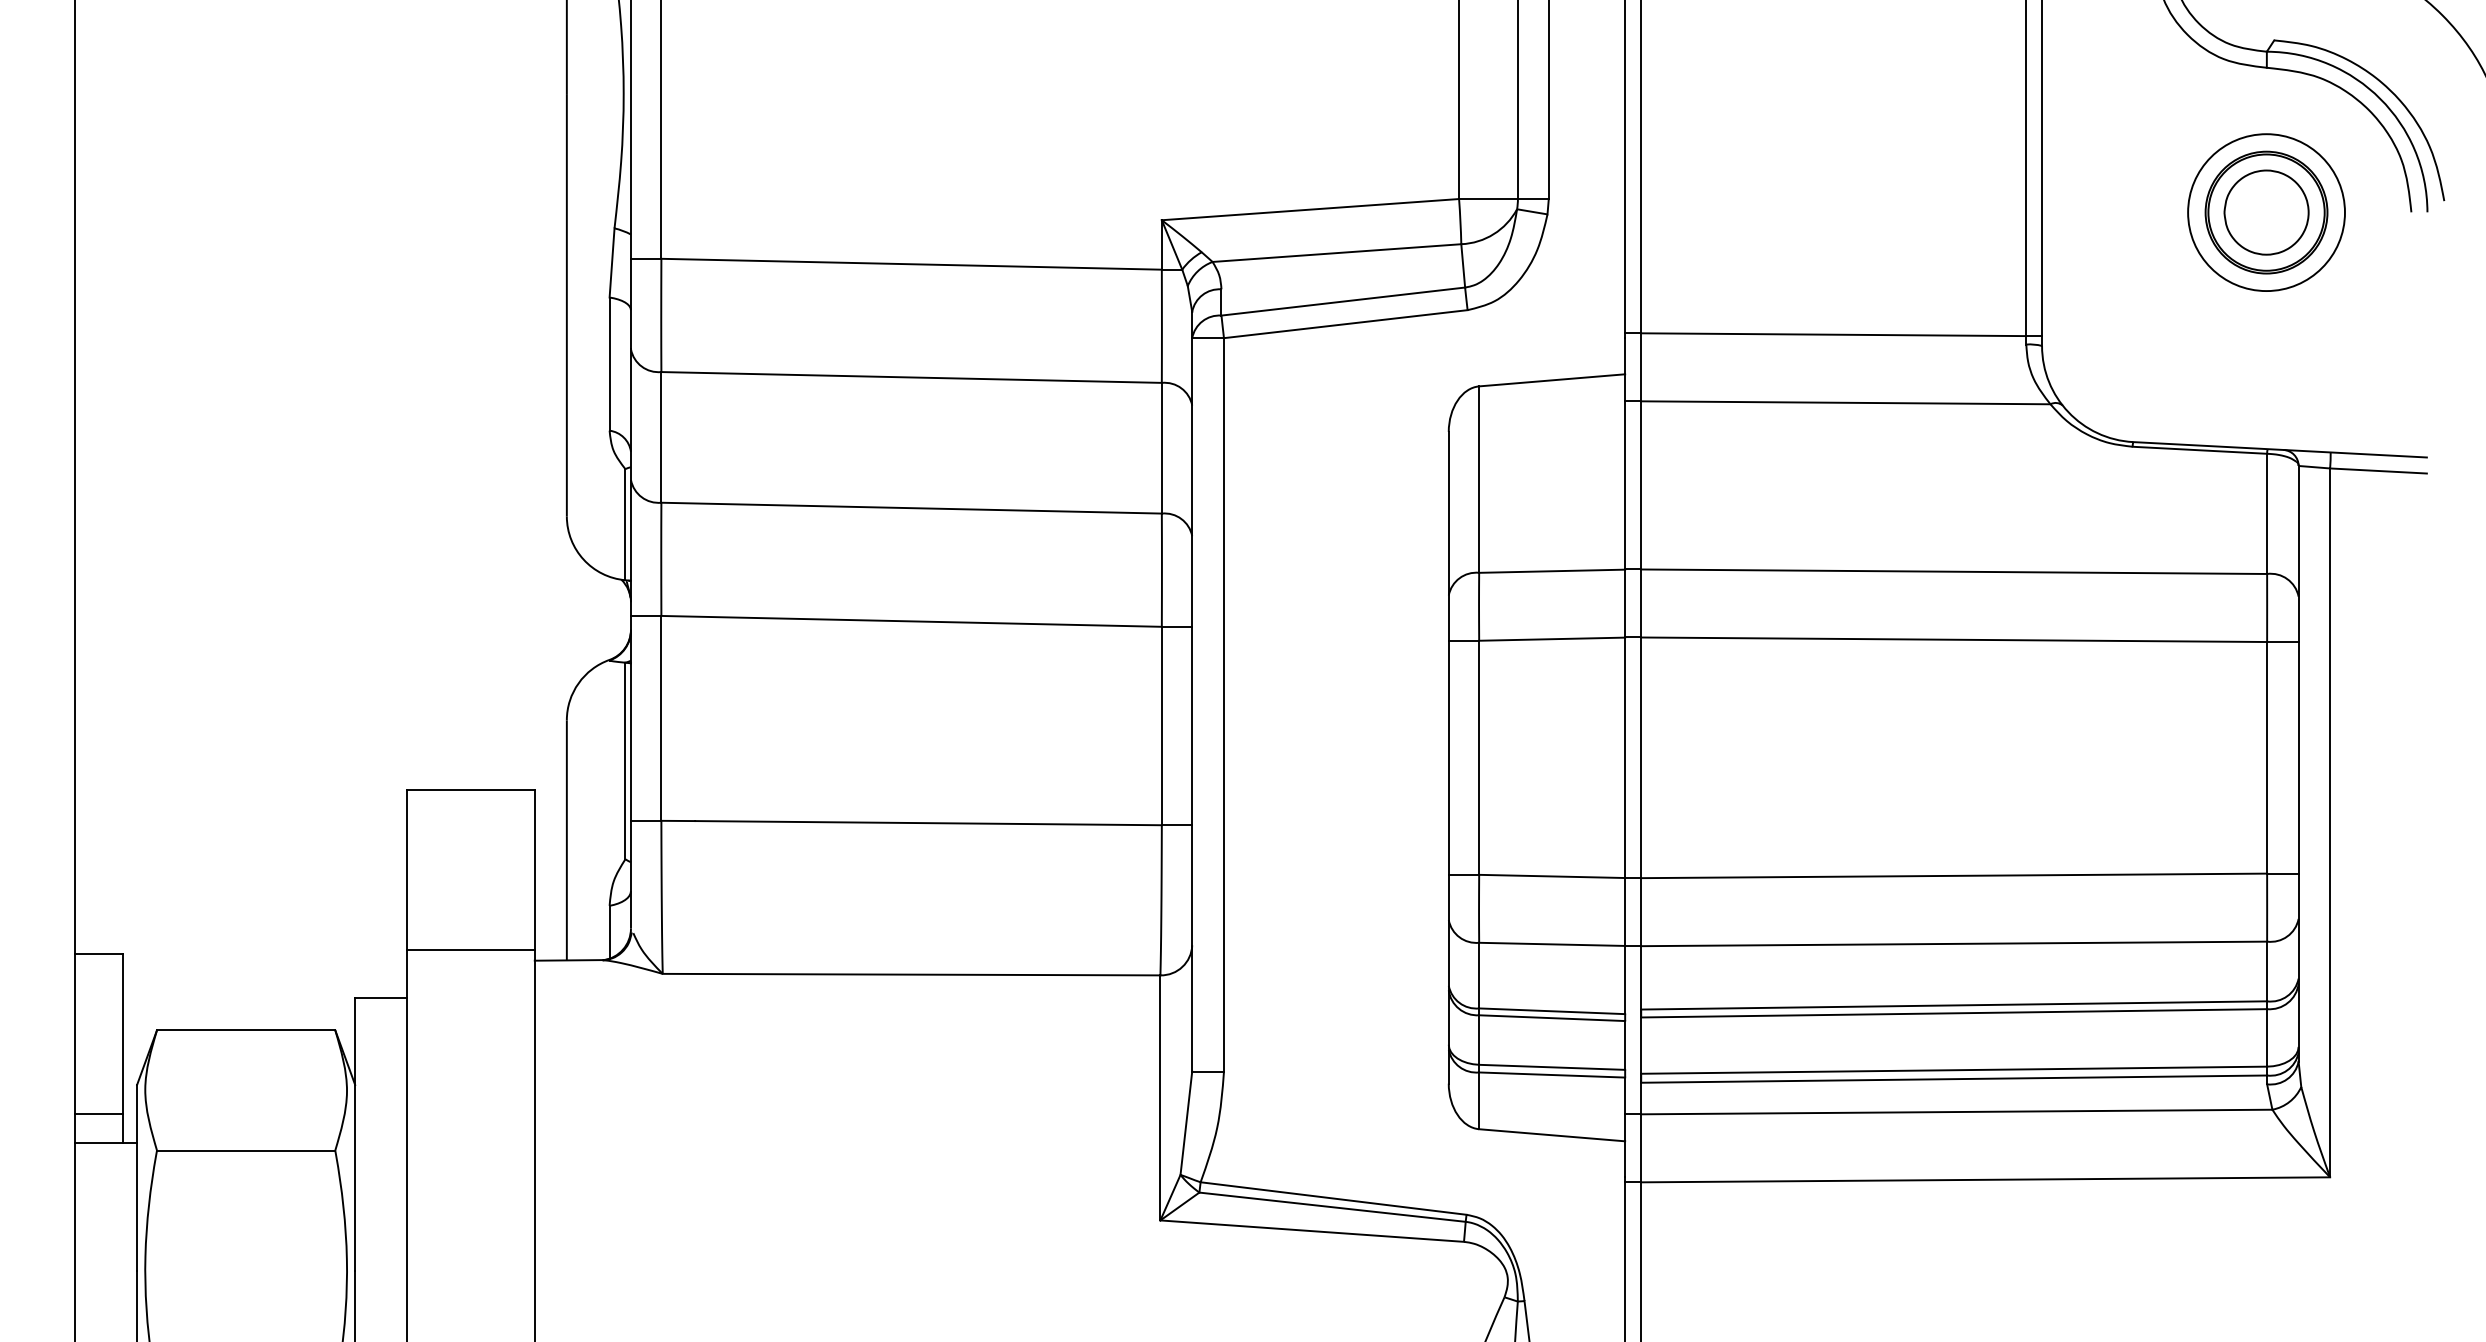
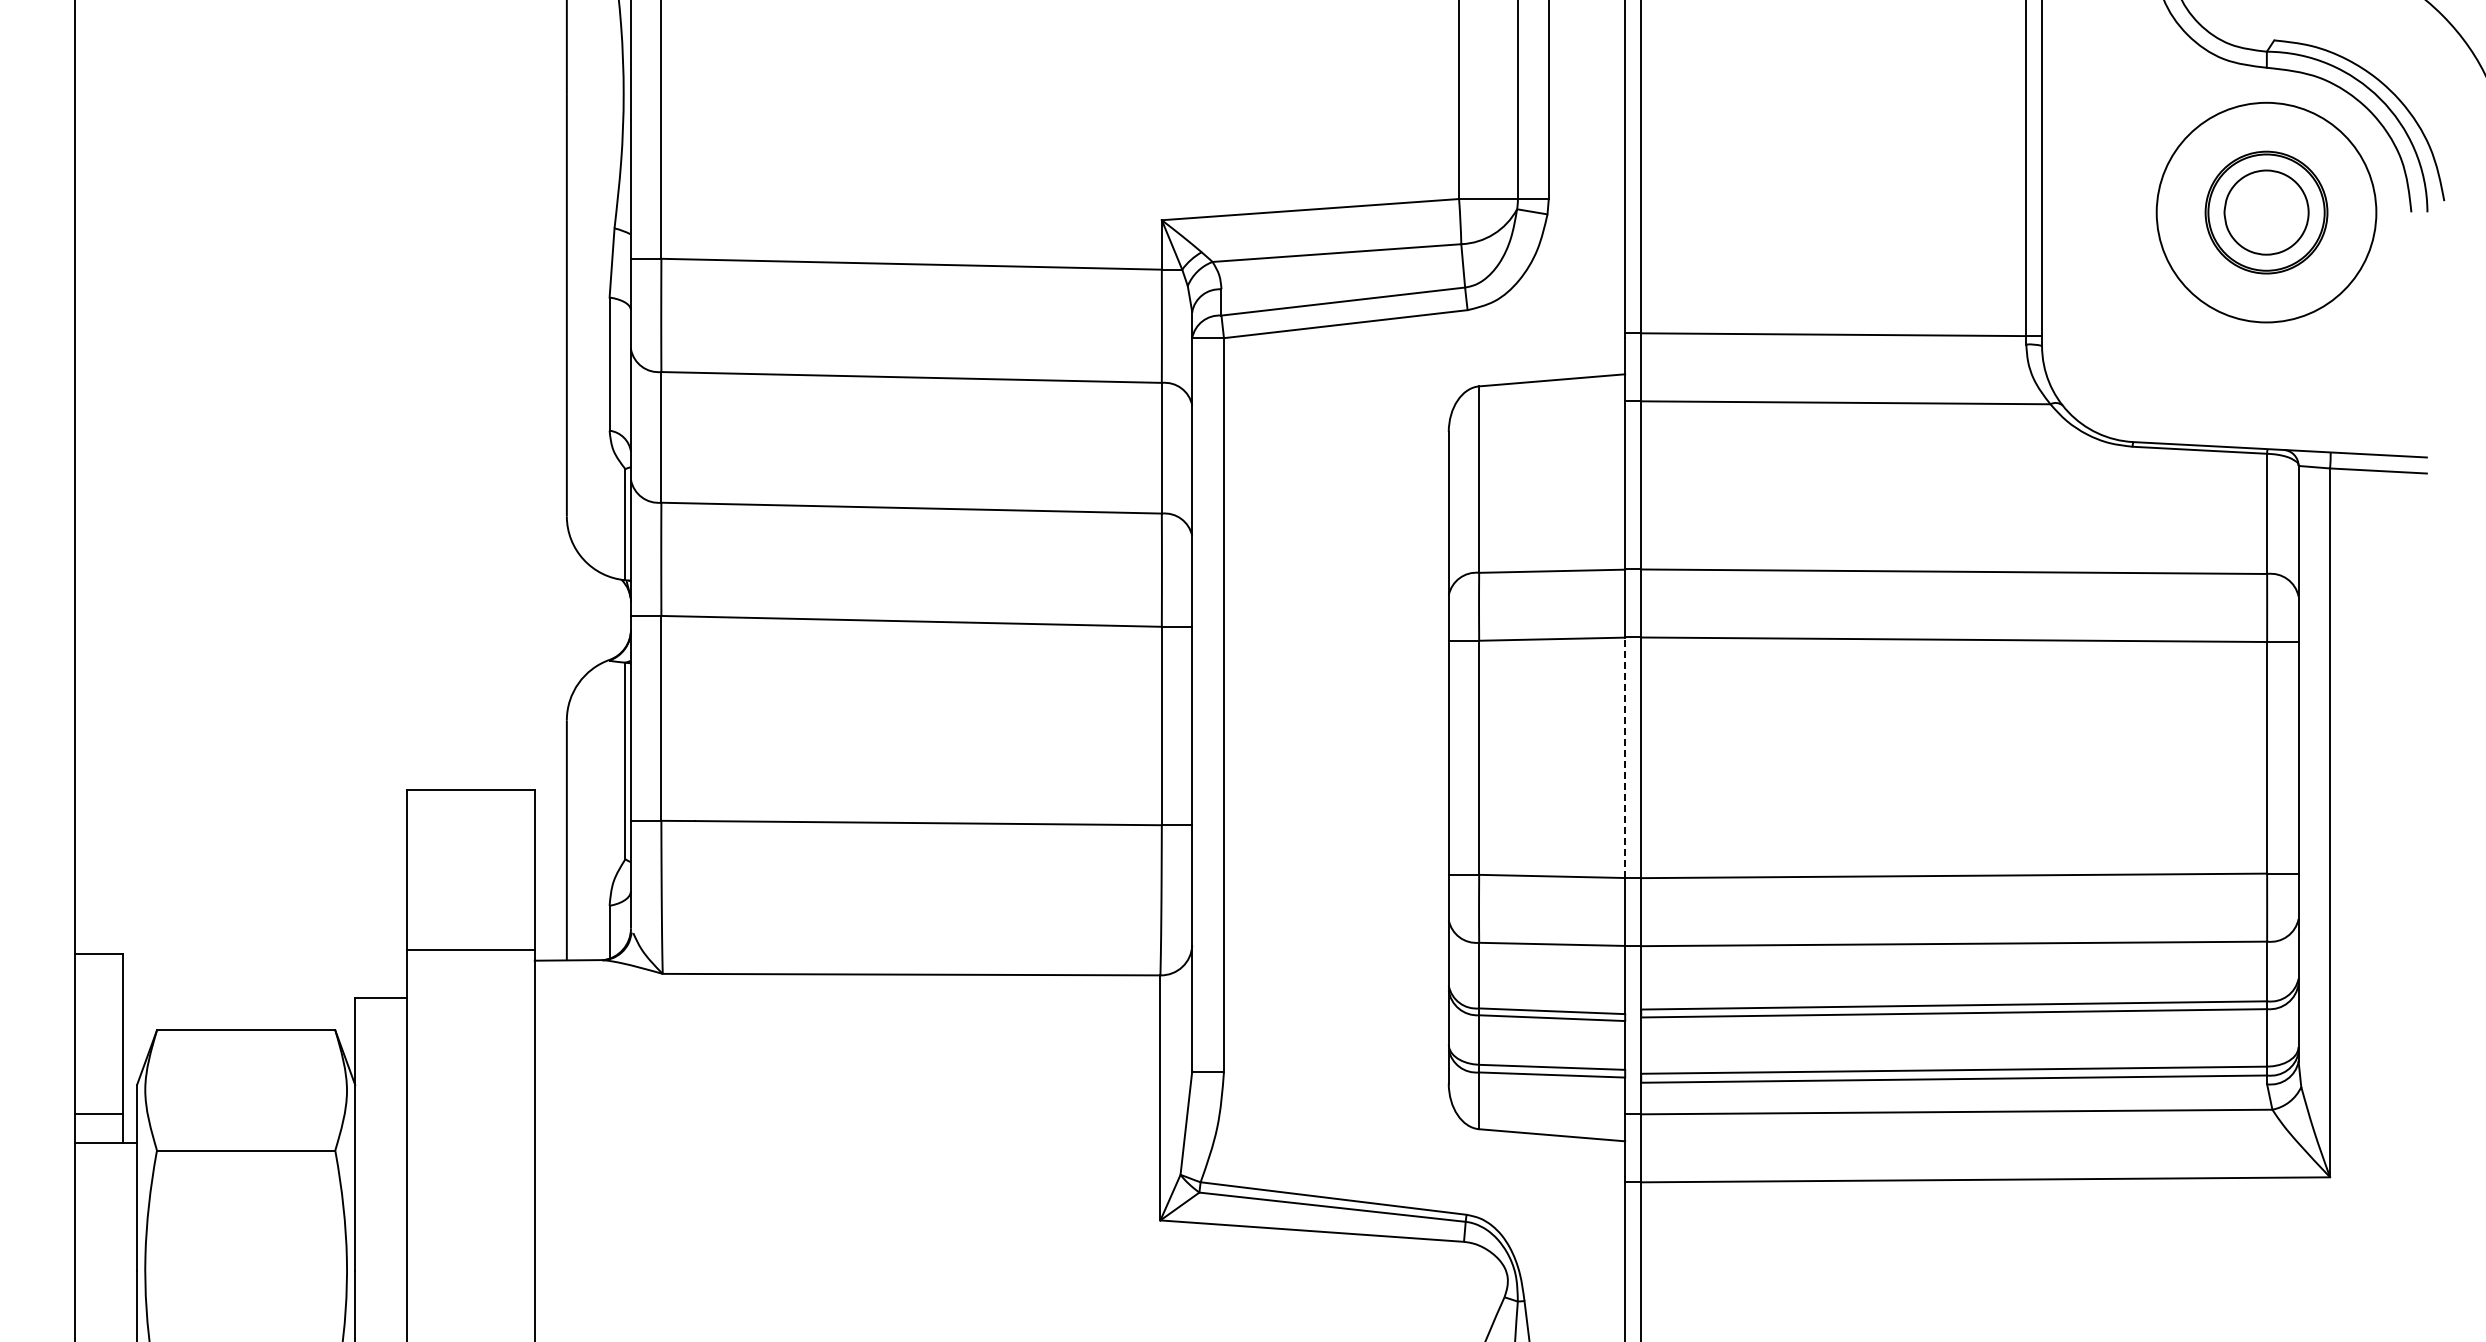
circle diameter: 157 px -> 220 px (2266, 212)
line: solid -> dashed (1625, 757)
